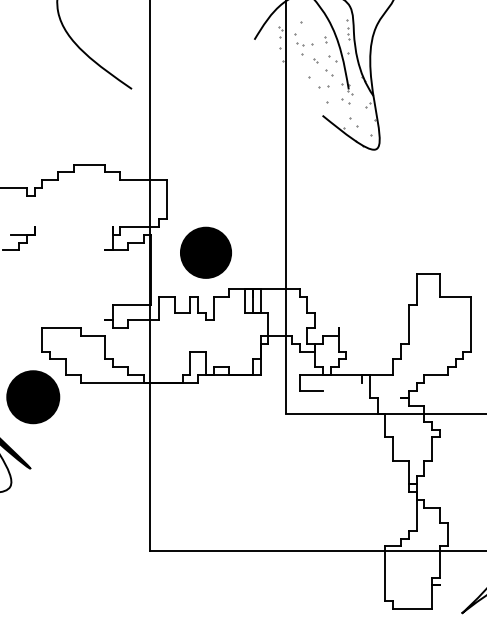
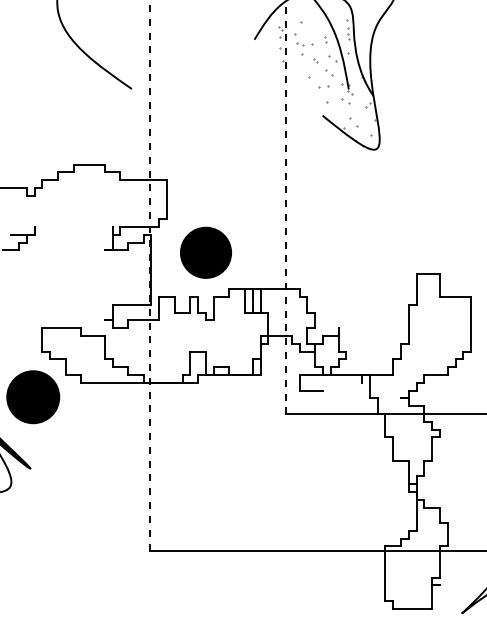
line: solid -> dashed (285, 207)
line: solid -> dashed (149, 275)
